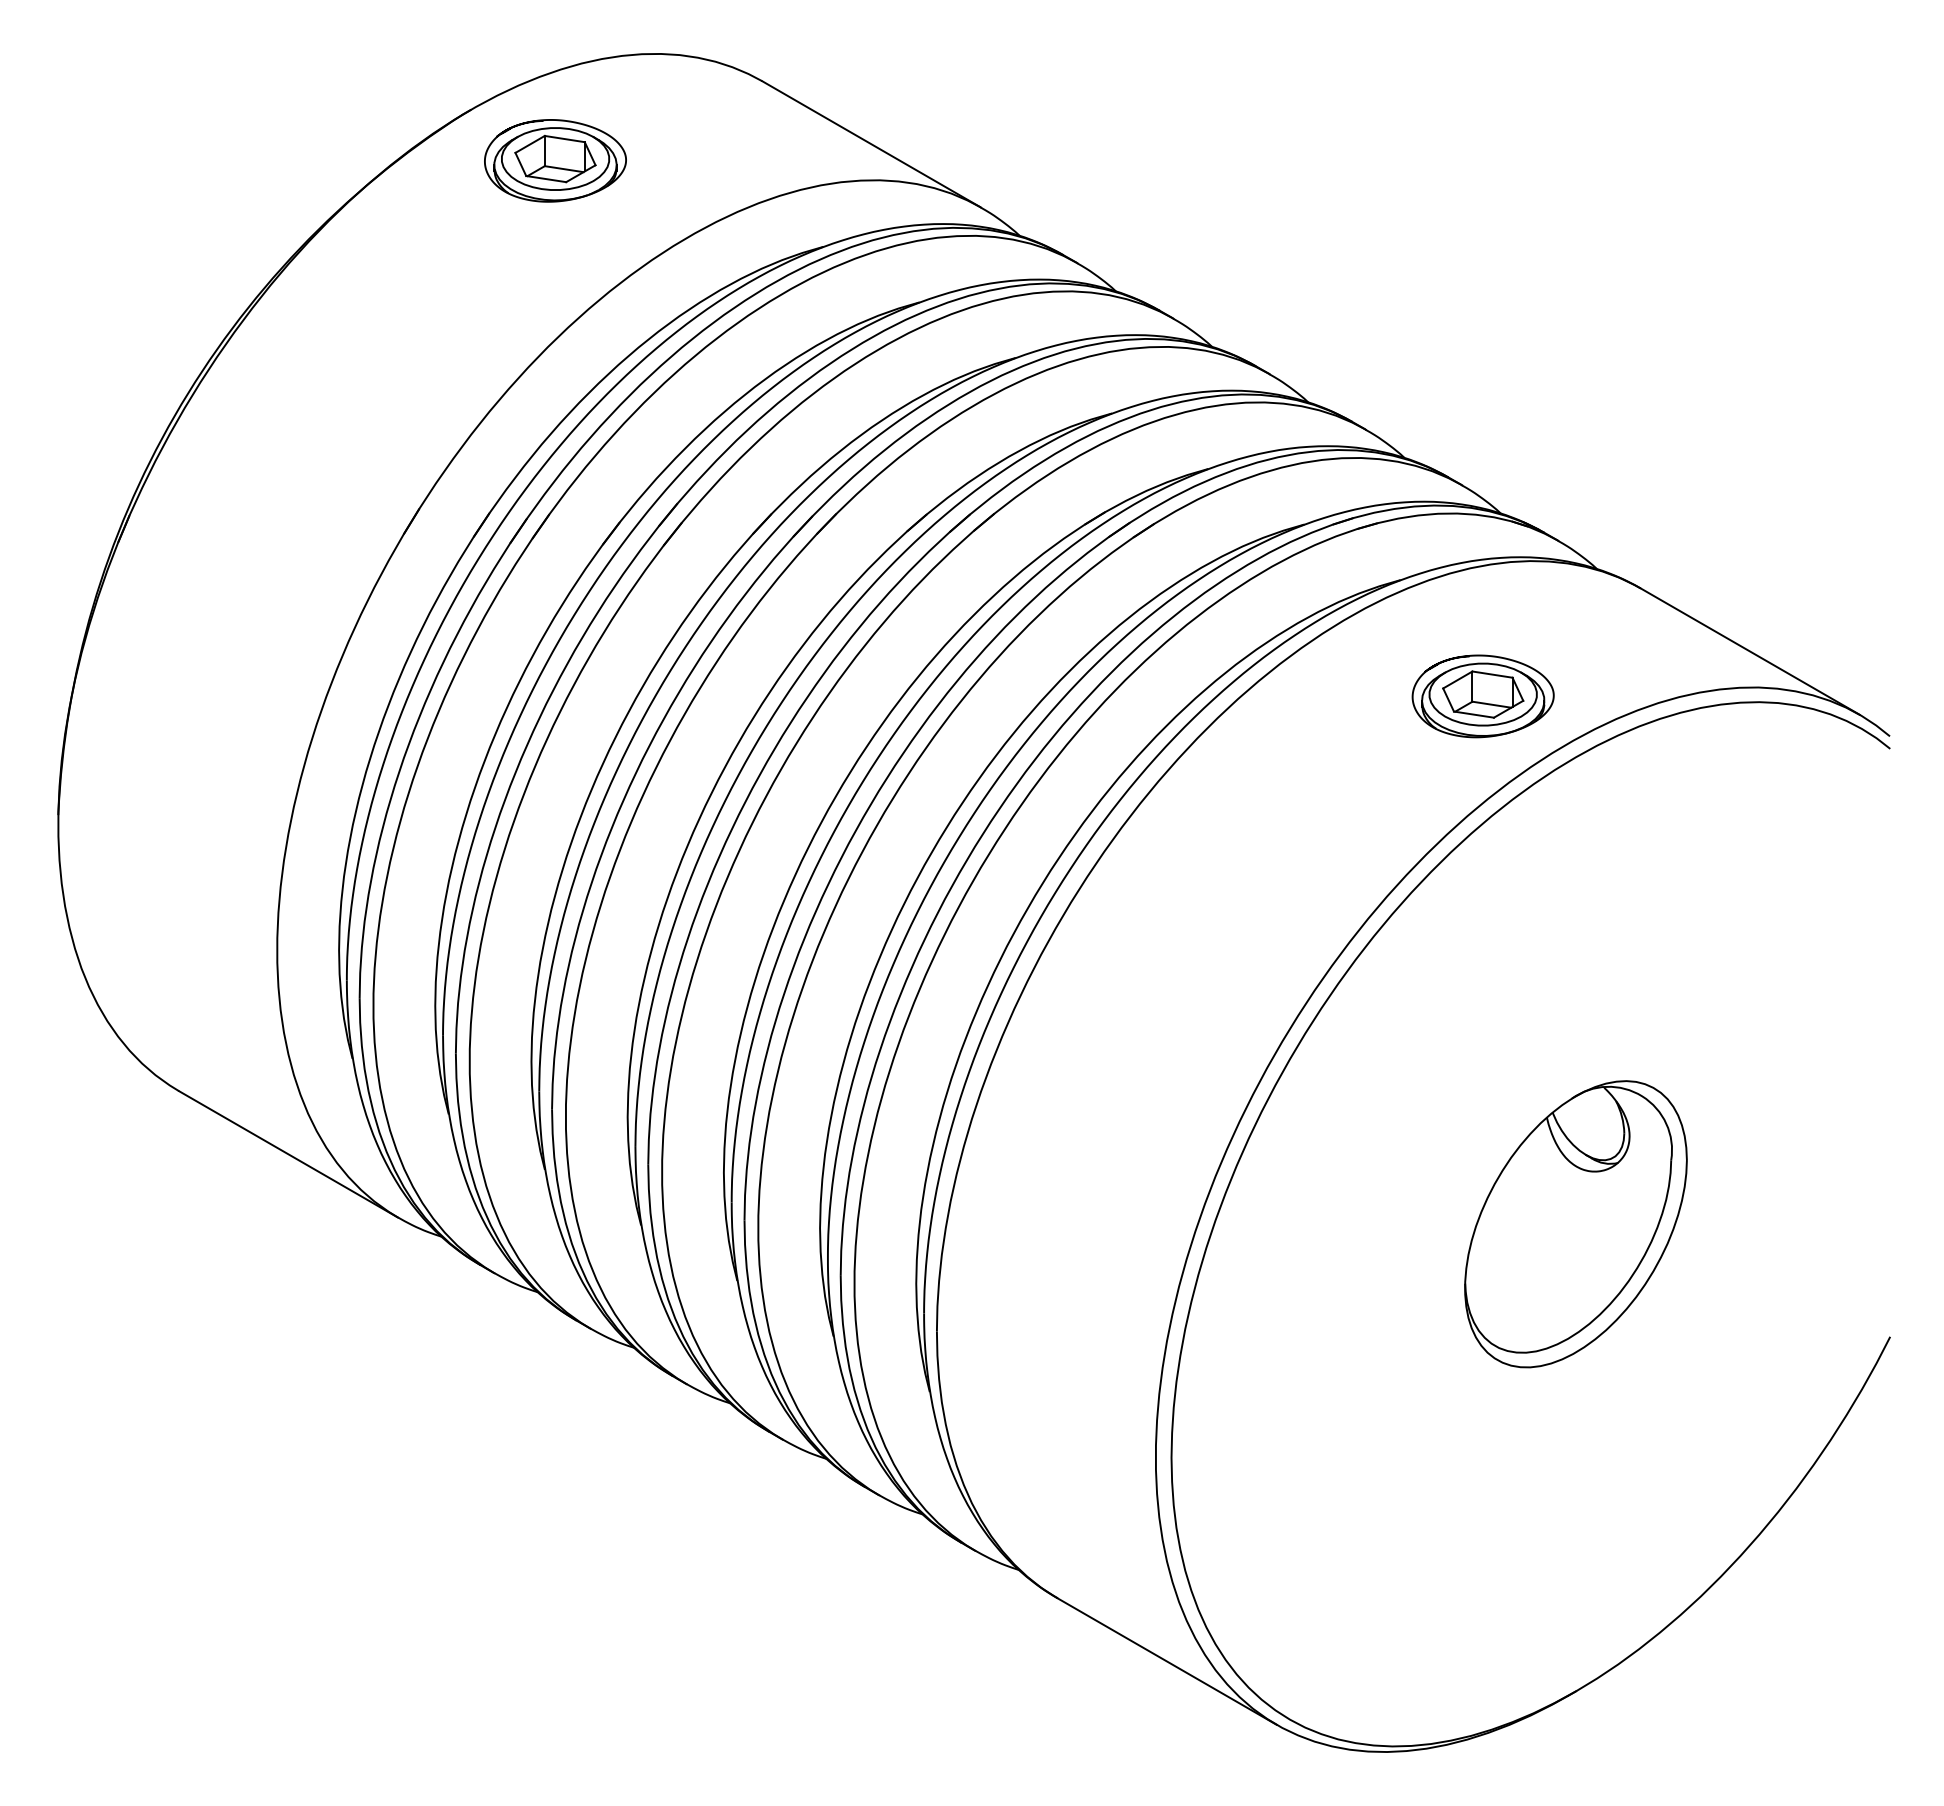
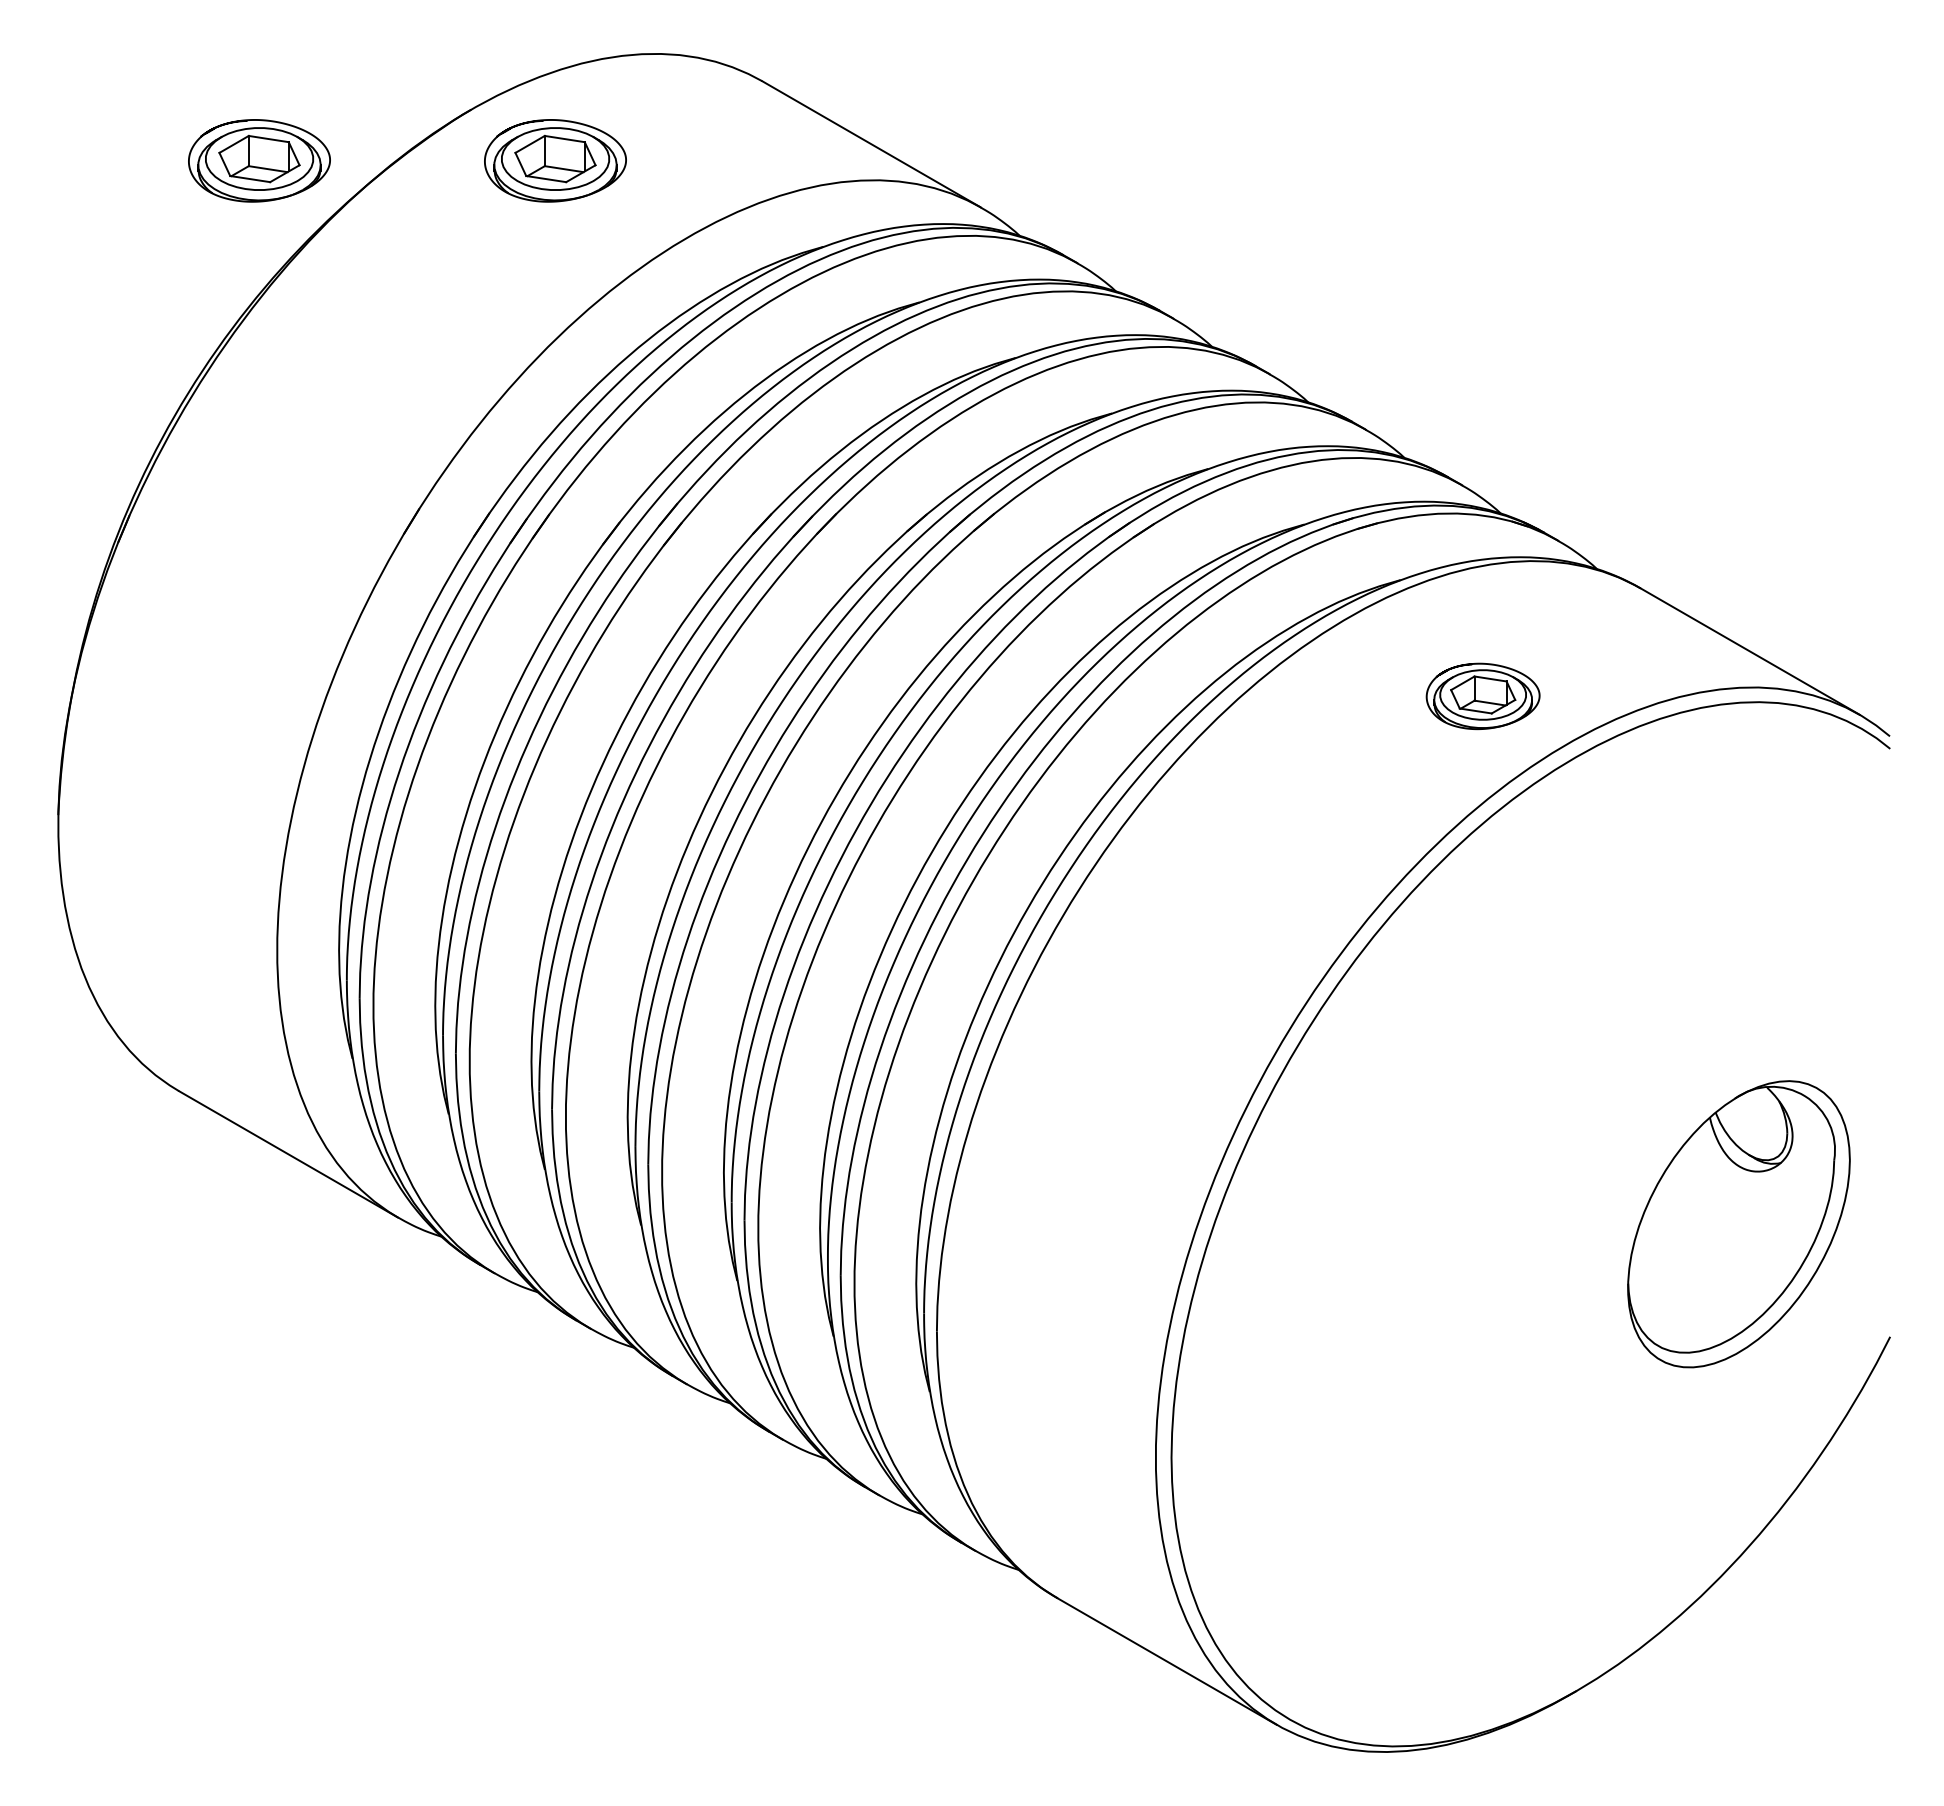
part: none -> present (259, 160)
part size: 144x85 px -> 116x69 px (1482, 696)
part position: (1575, 1224) -> (1738, 1224) (1738, 1224)
